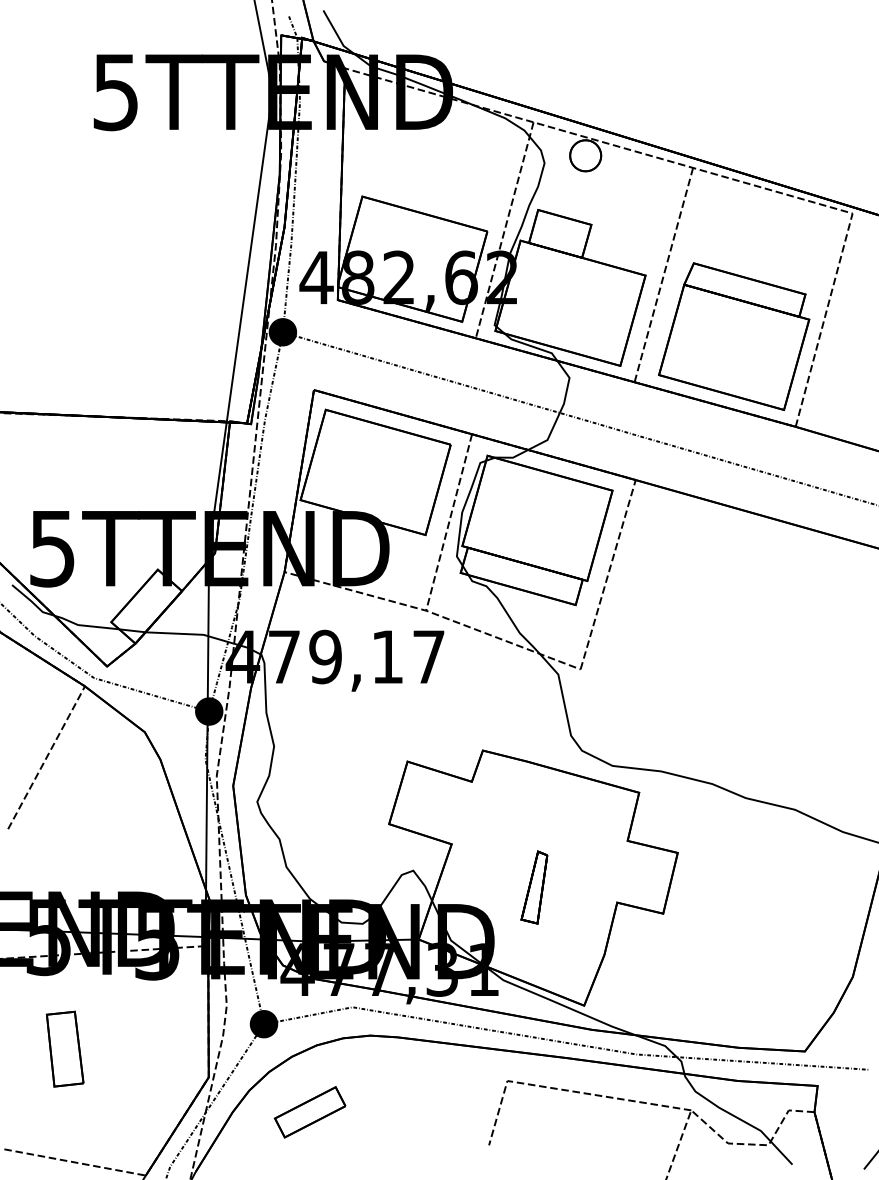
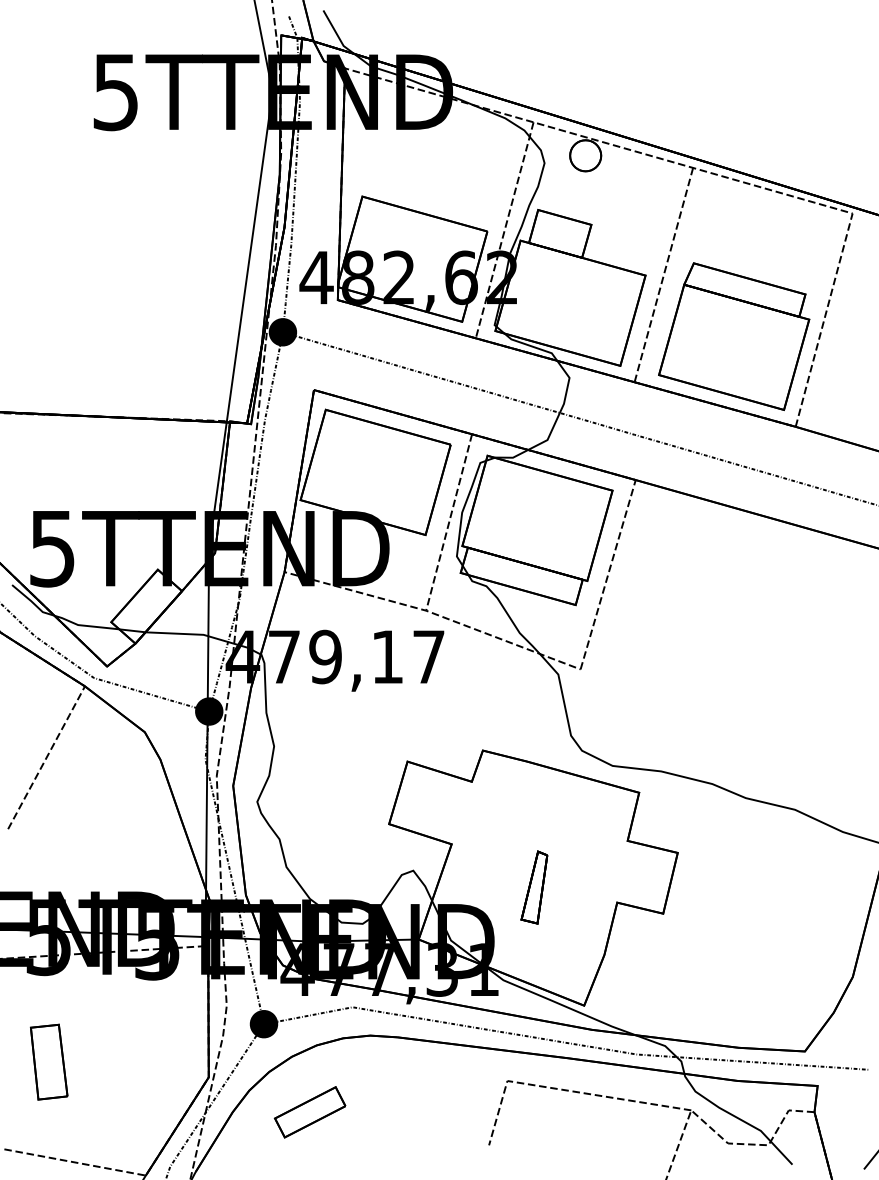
part position: (65, 1048) -> (49, 1061) (49, 1061)
